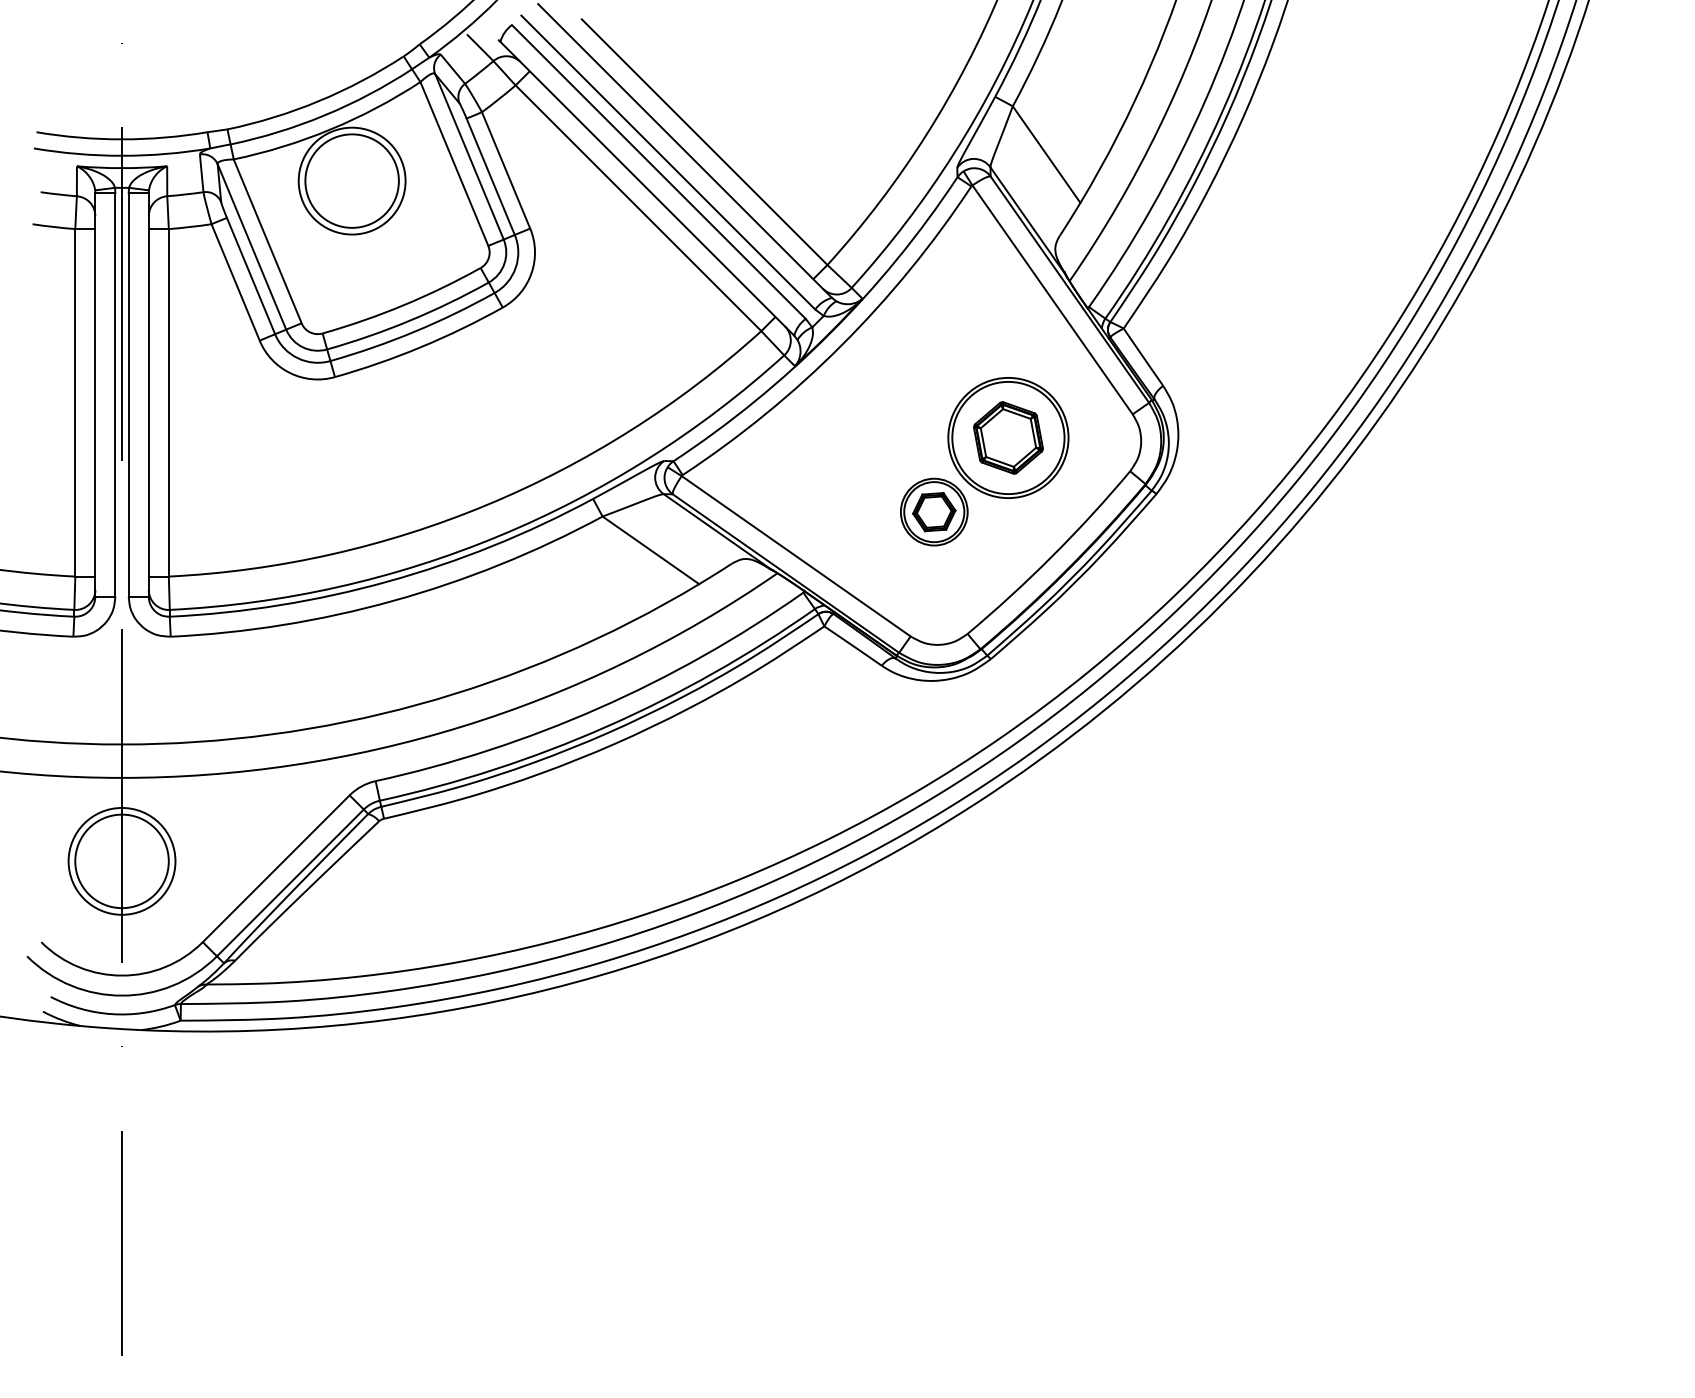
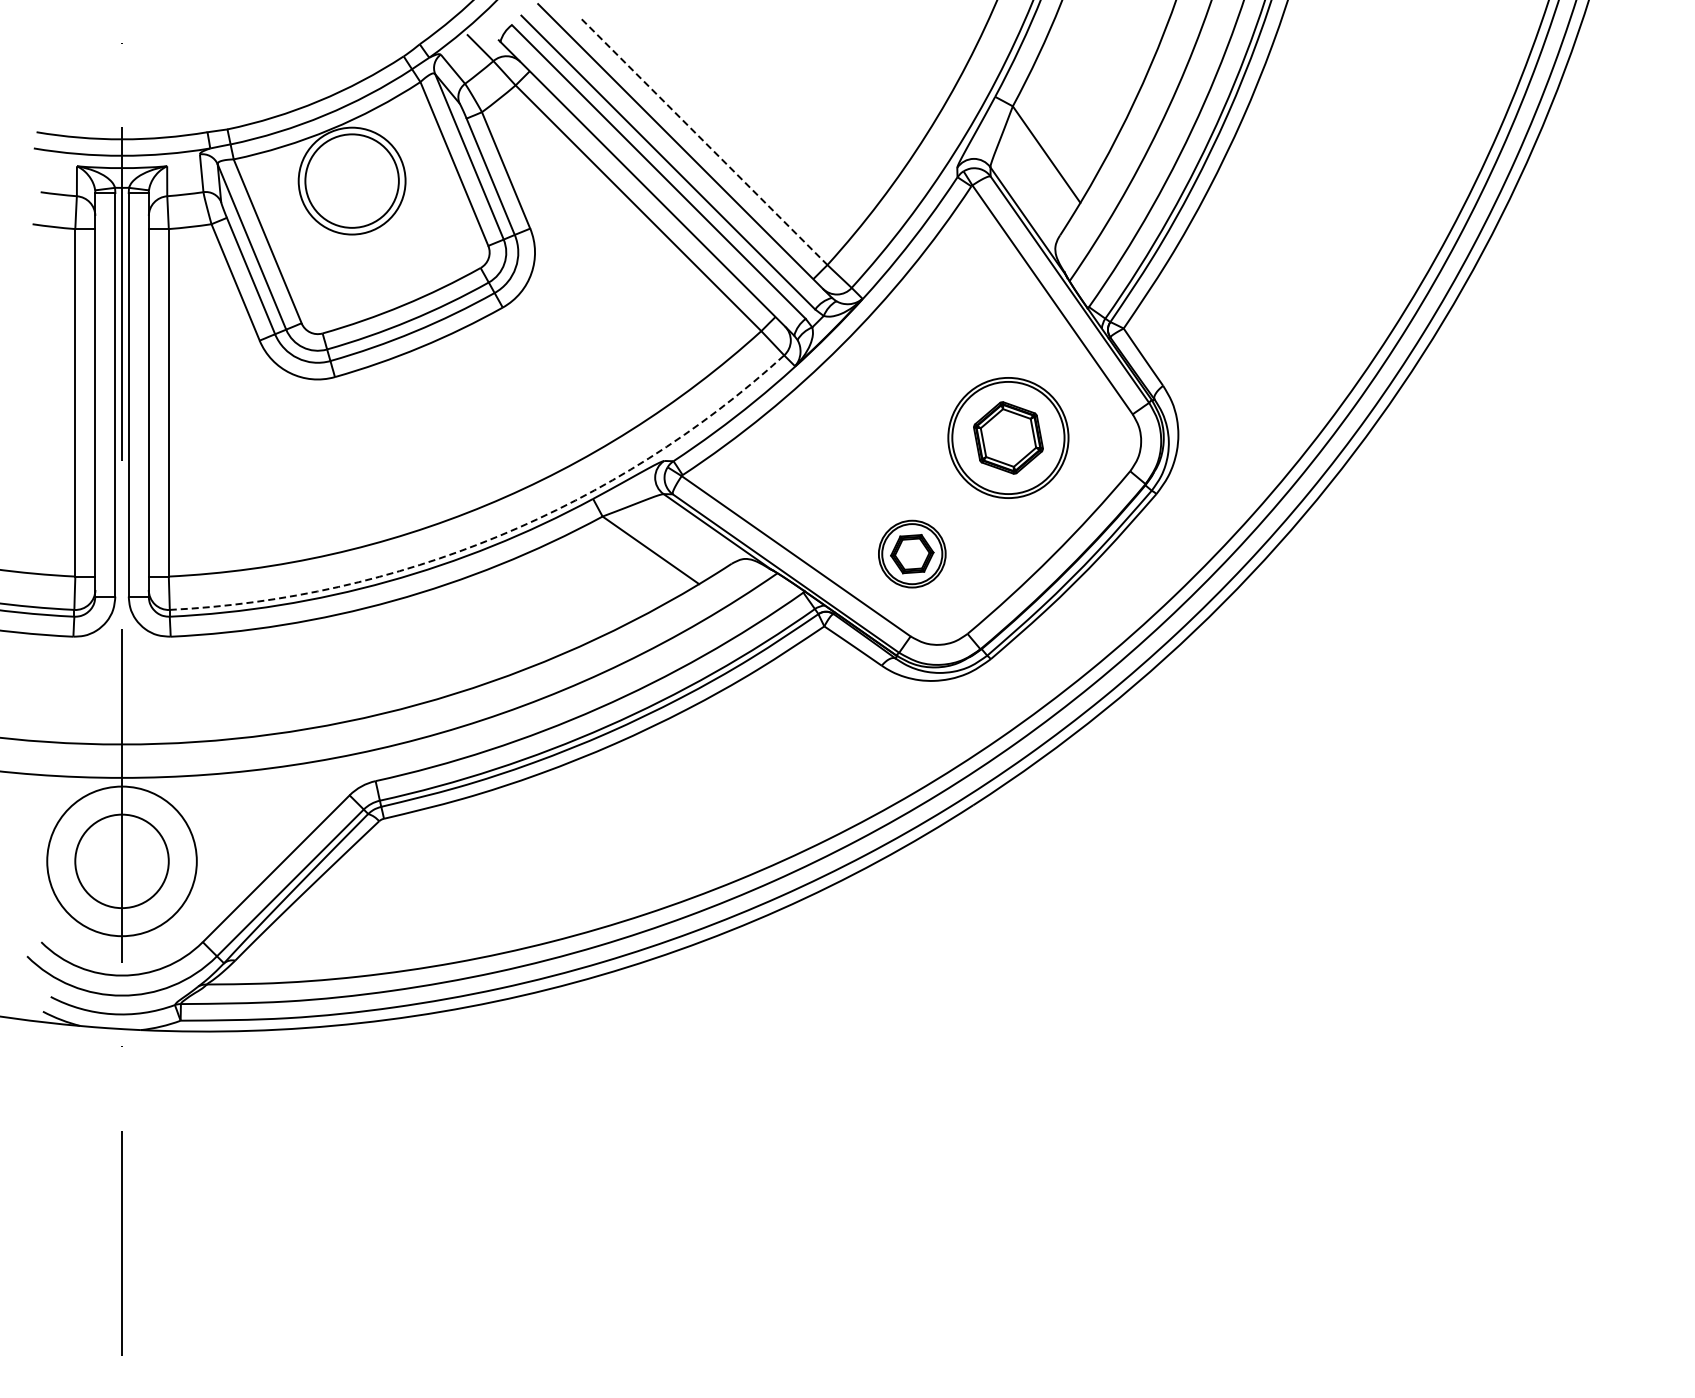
line: solid -> dashed (704, 142)
part position: (934, 511) -> (912, 553) (912, 553)
arc: solid -> dashed (499, 536)
circle diameter: 107 px -> 150 px (121, 861)
